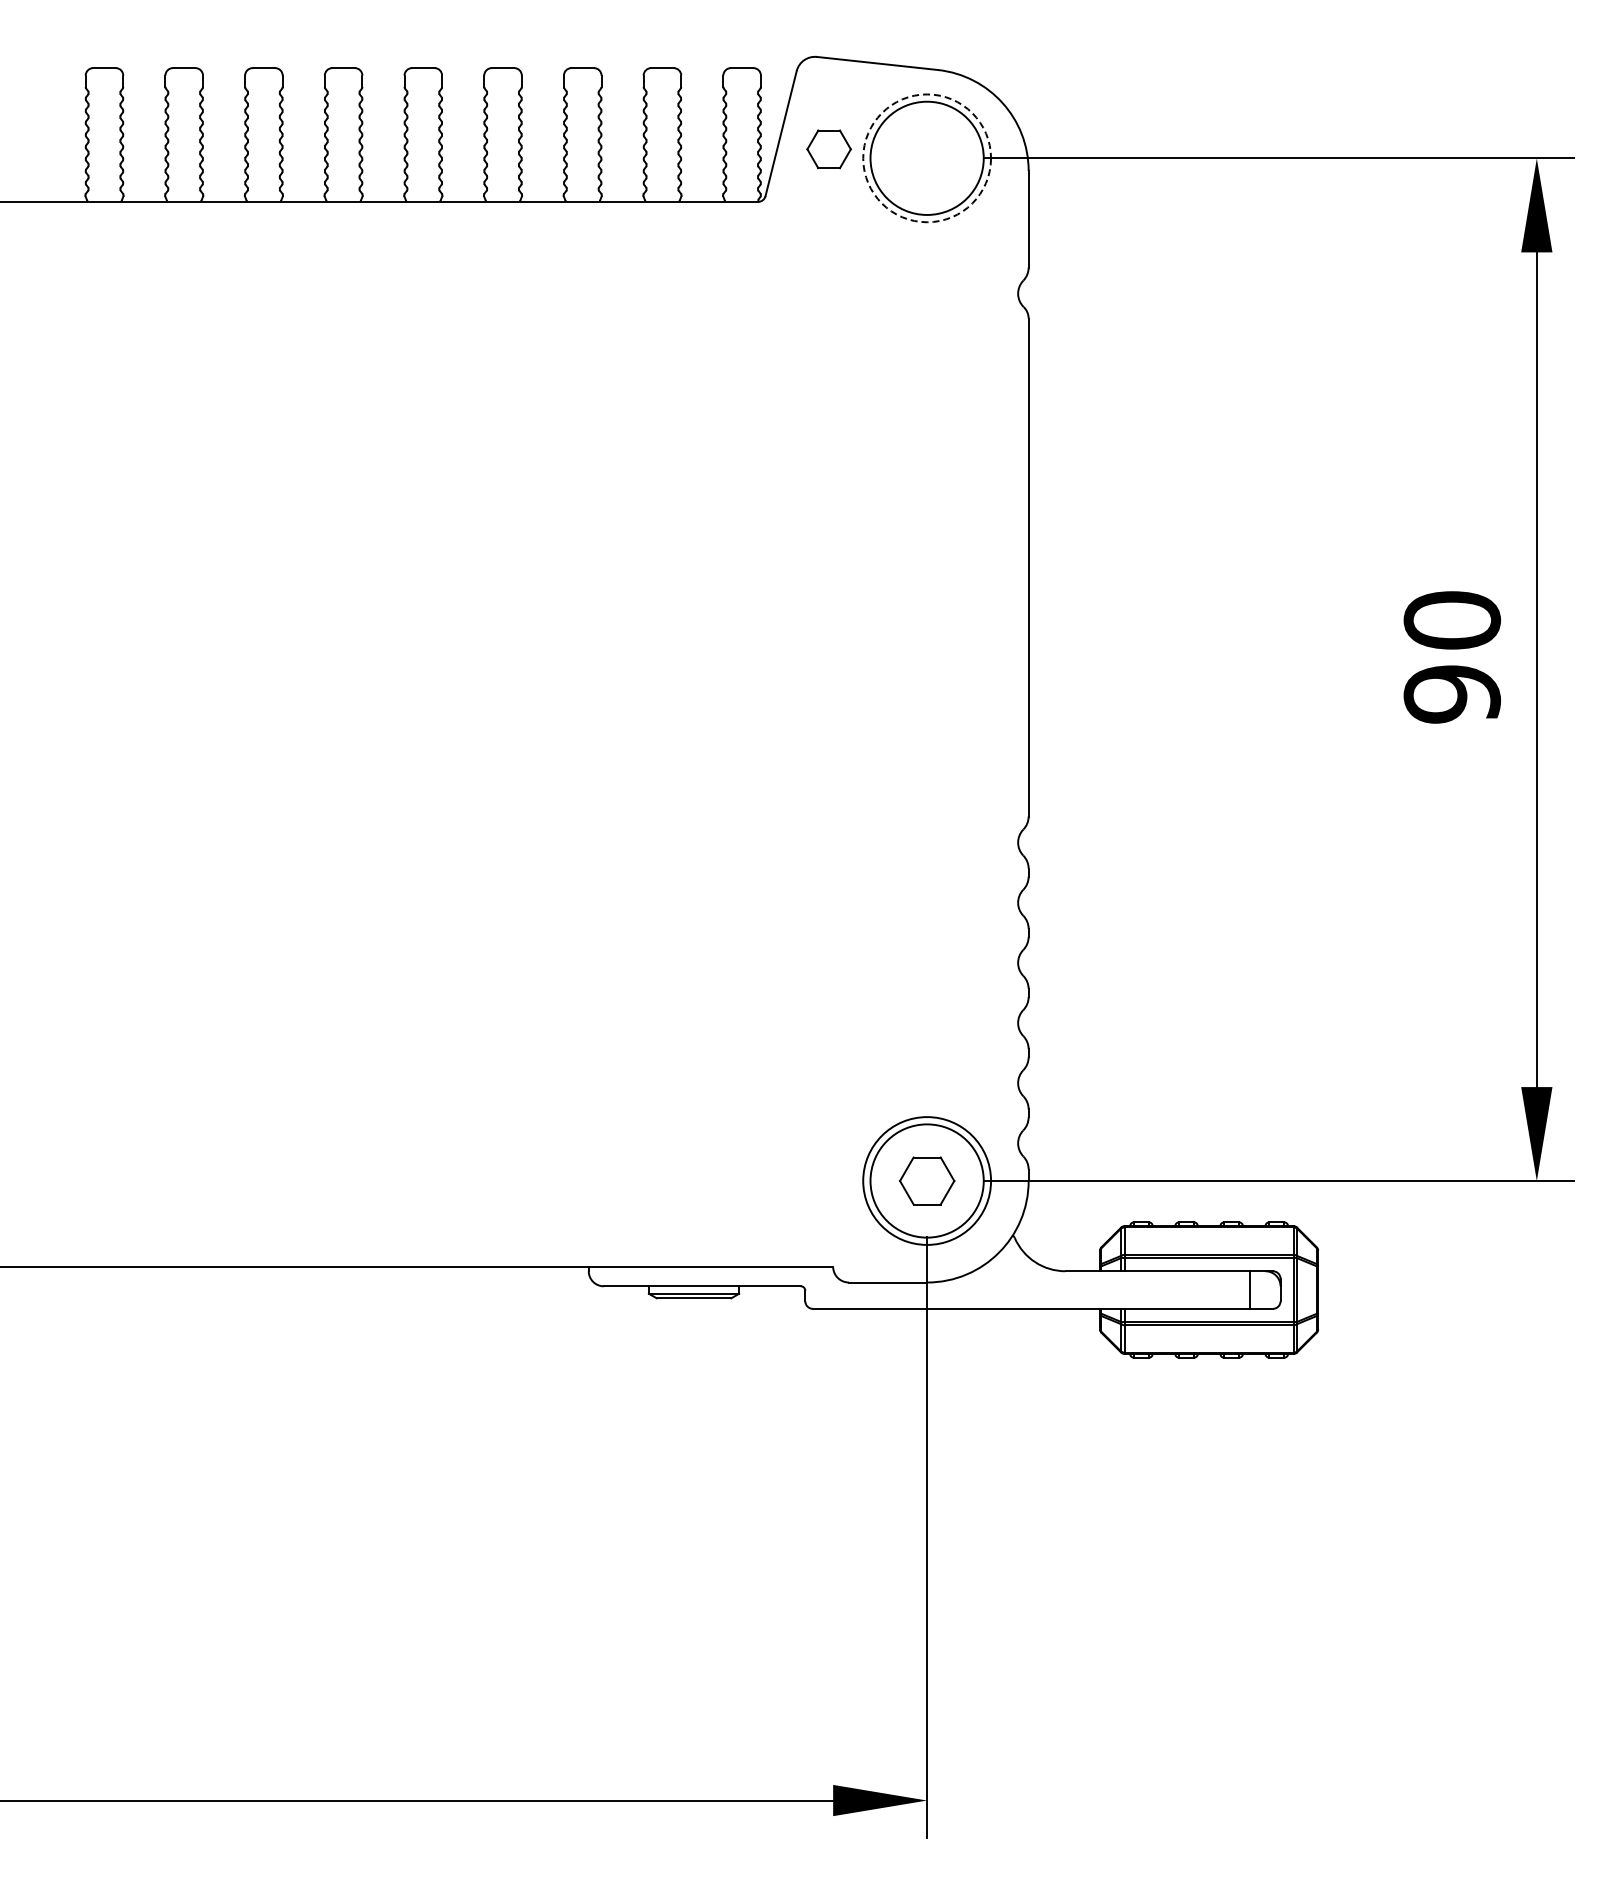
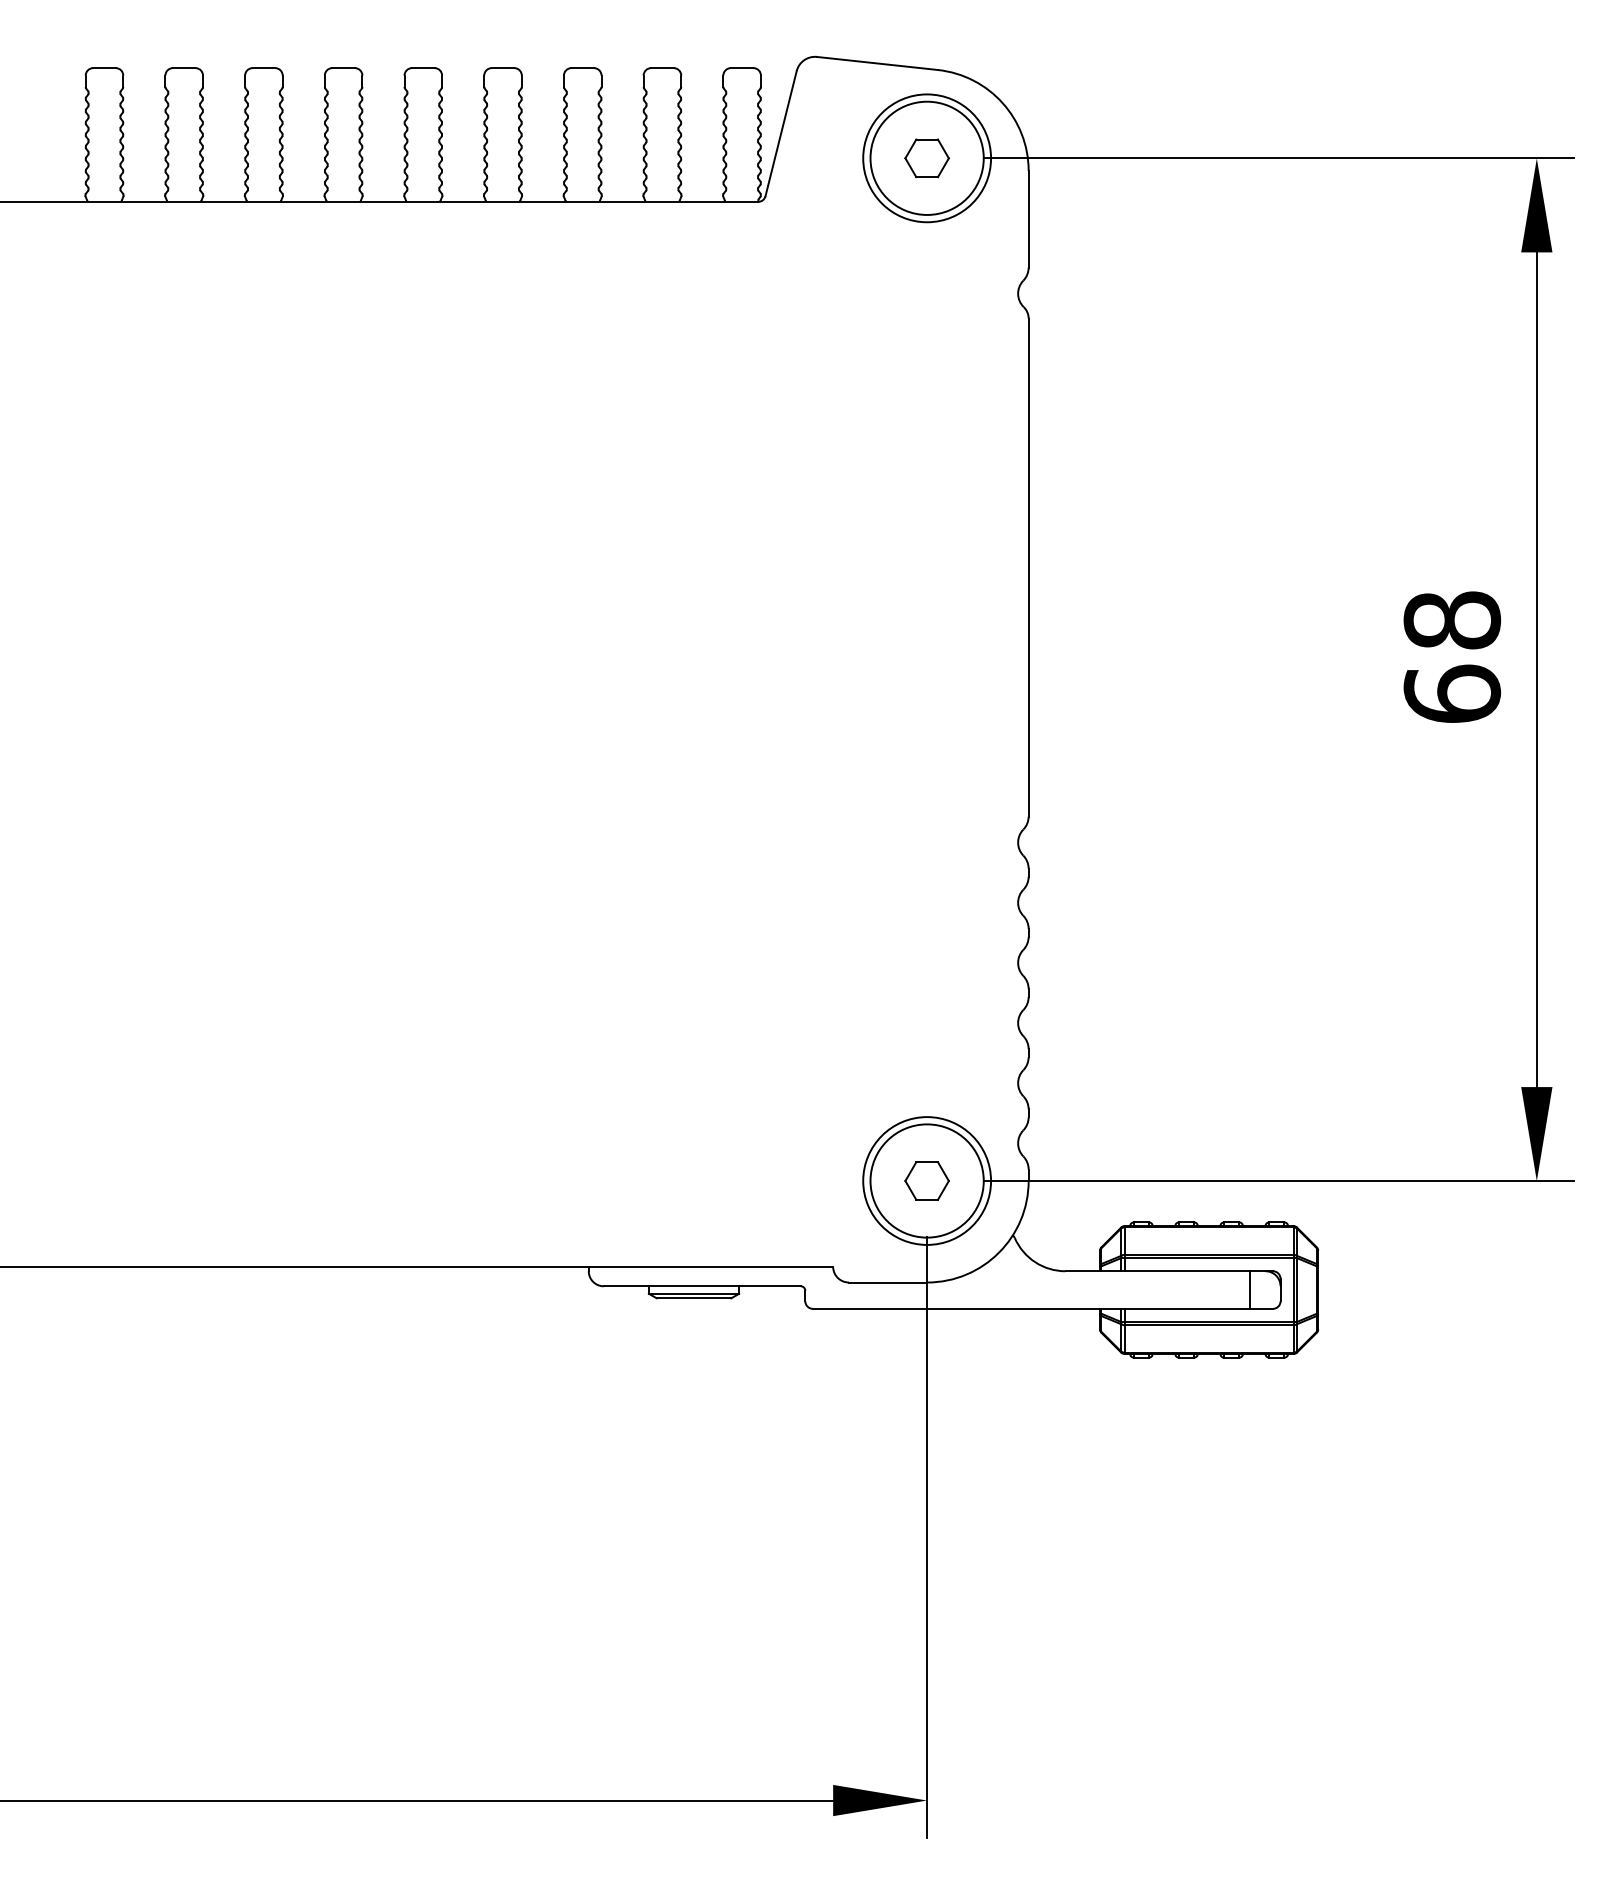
part position: (828, 149) -> (926, 158) (926, 158)
circle: dashed -> solid (927, 158)
text: 90 -> 68 (1452, 657)
part size: 57x50 px -> 46x40 px (926, 1180)
